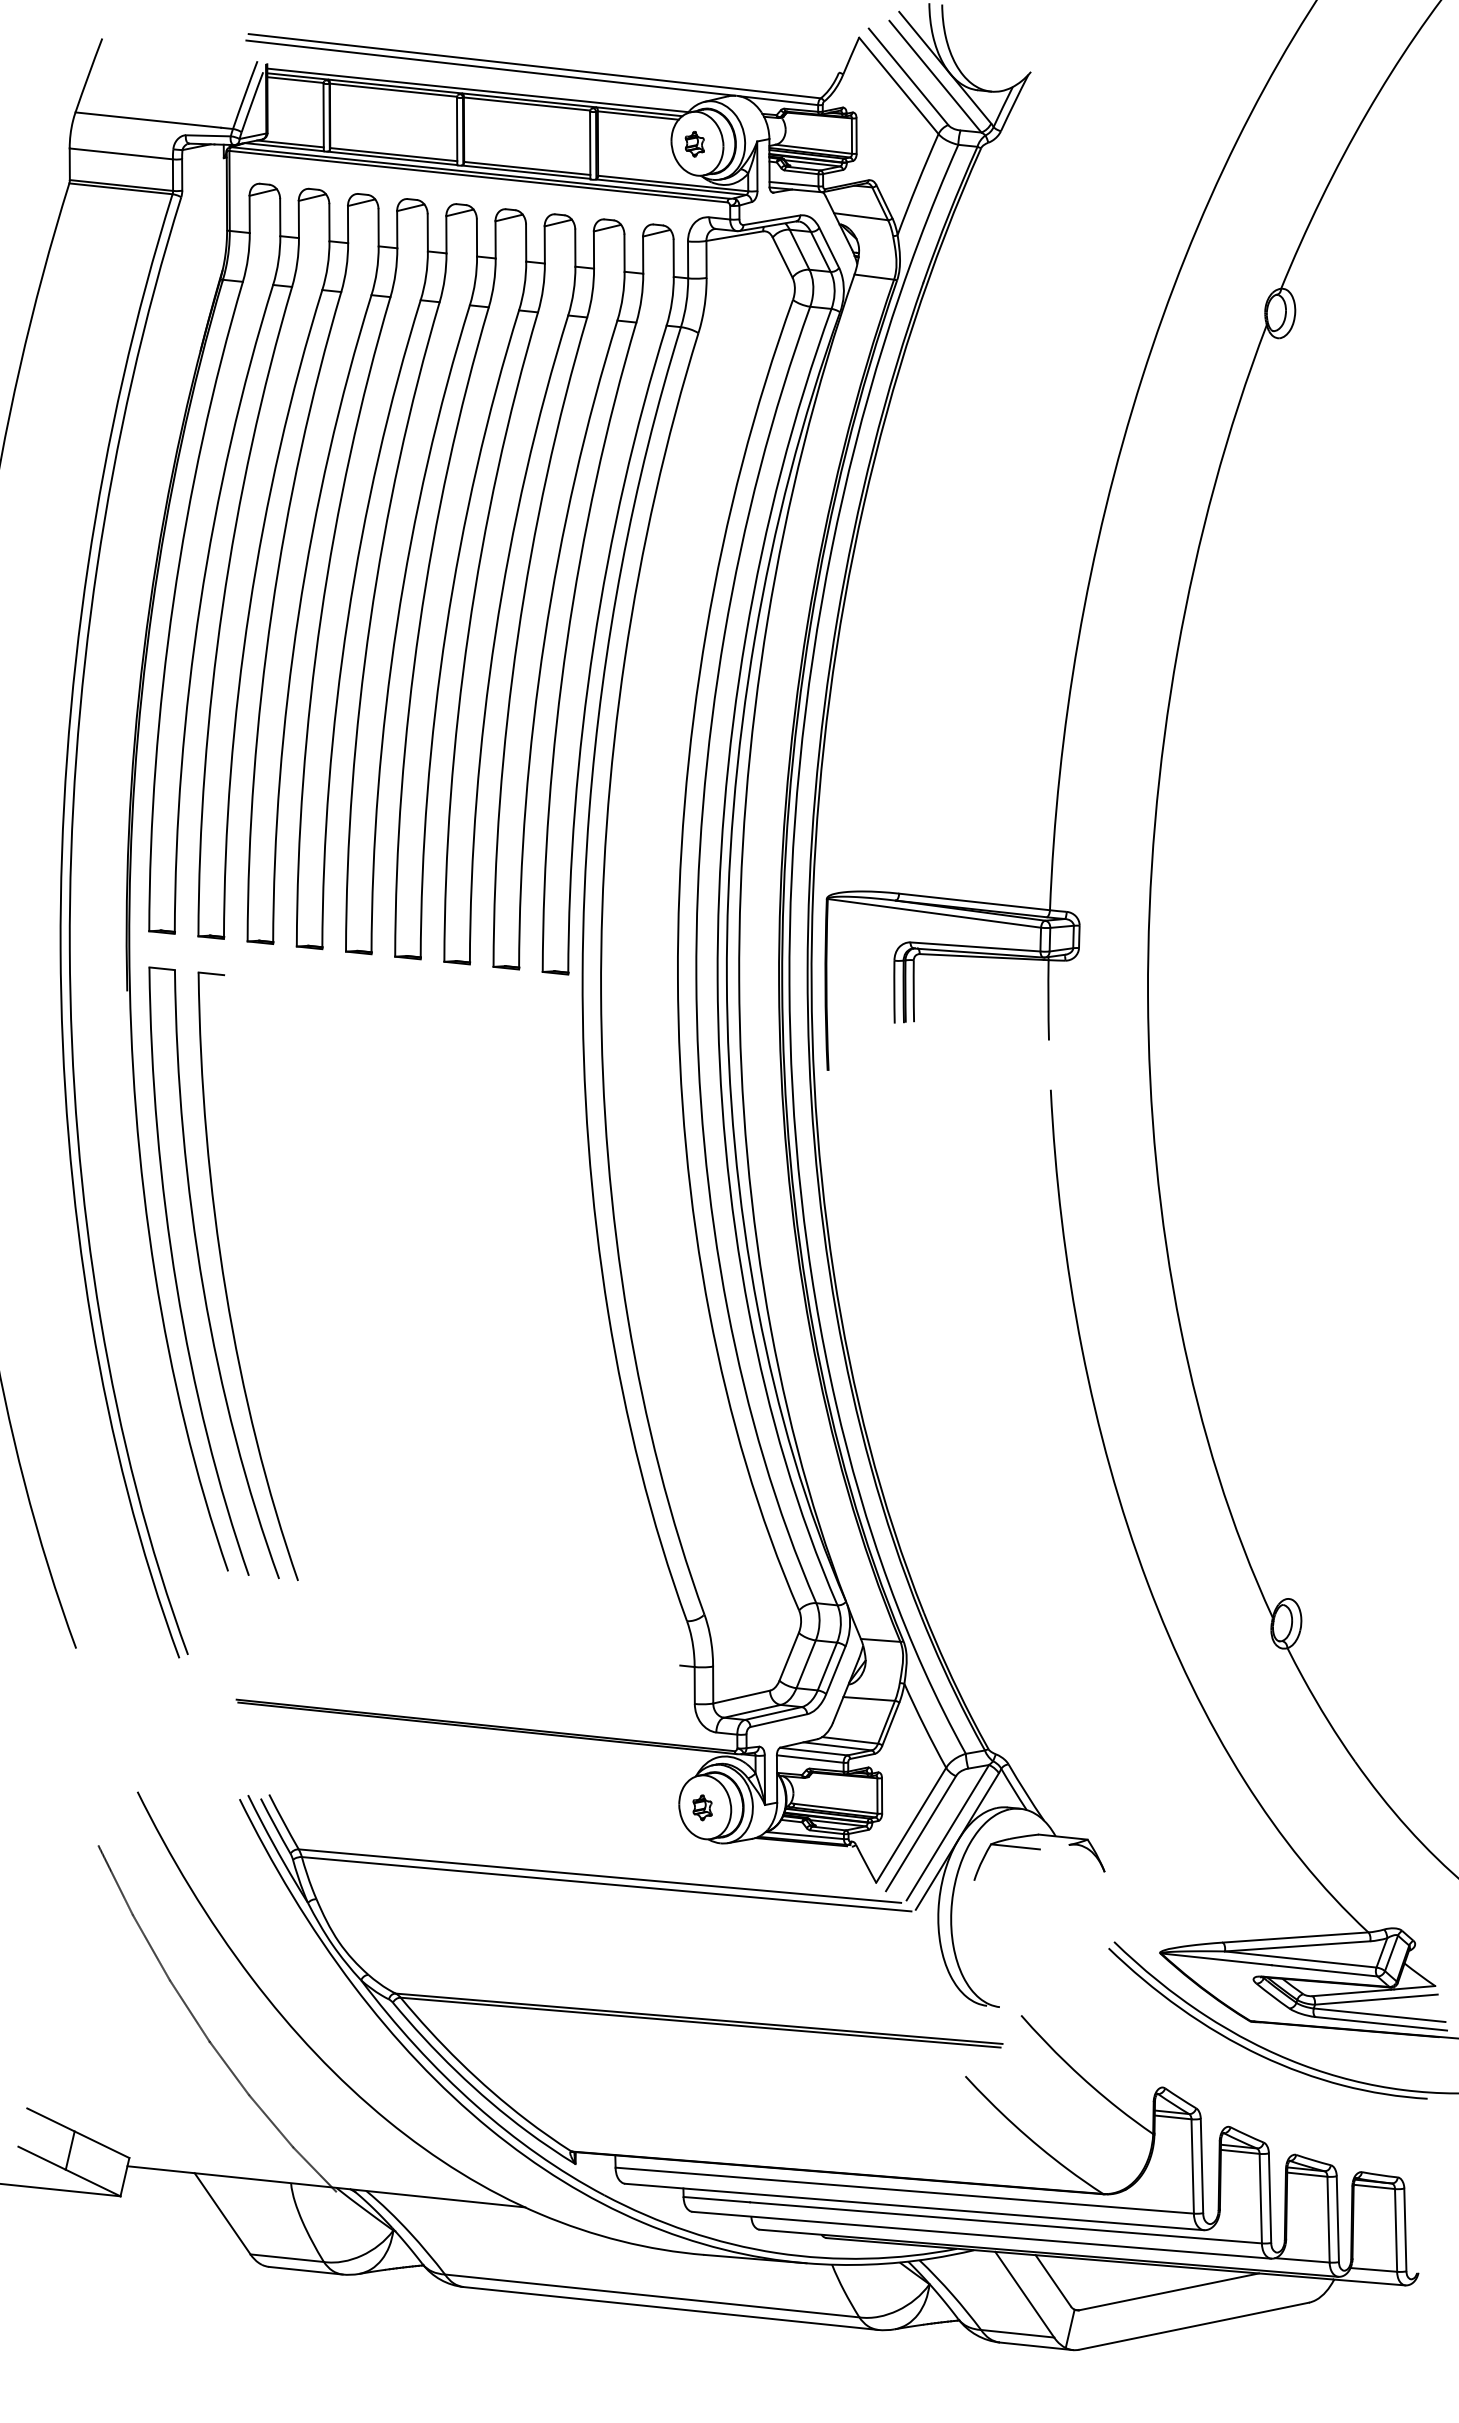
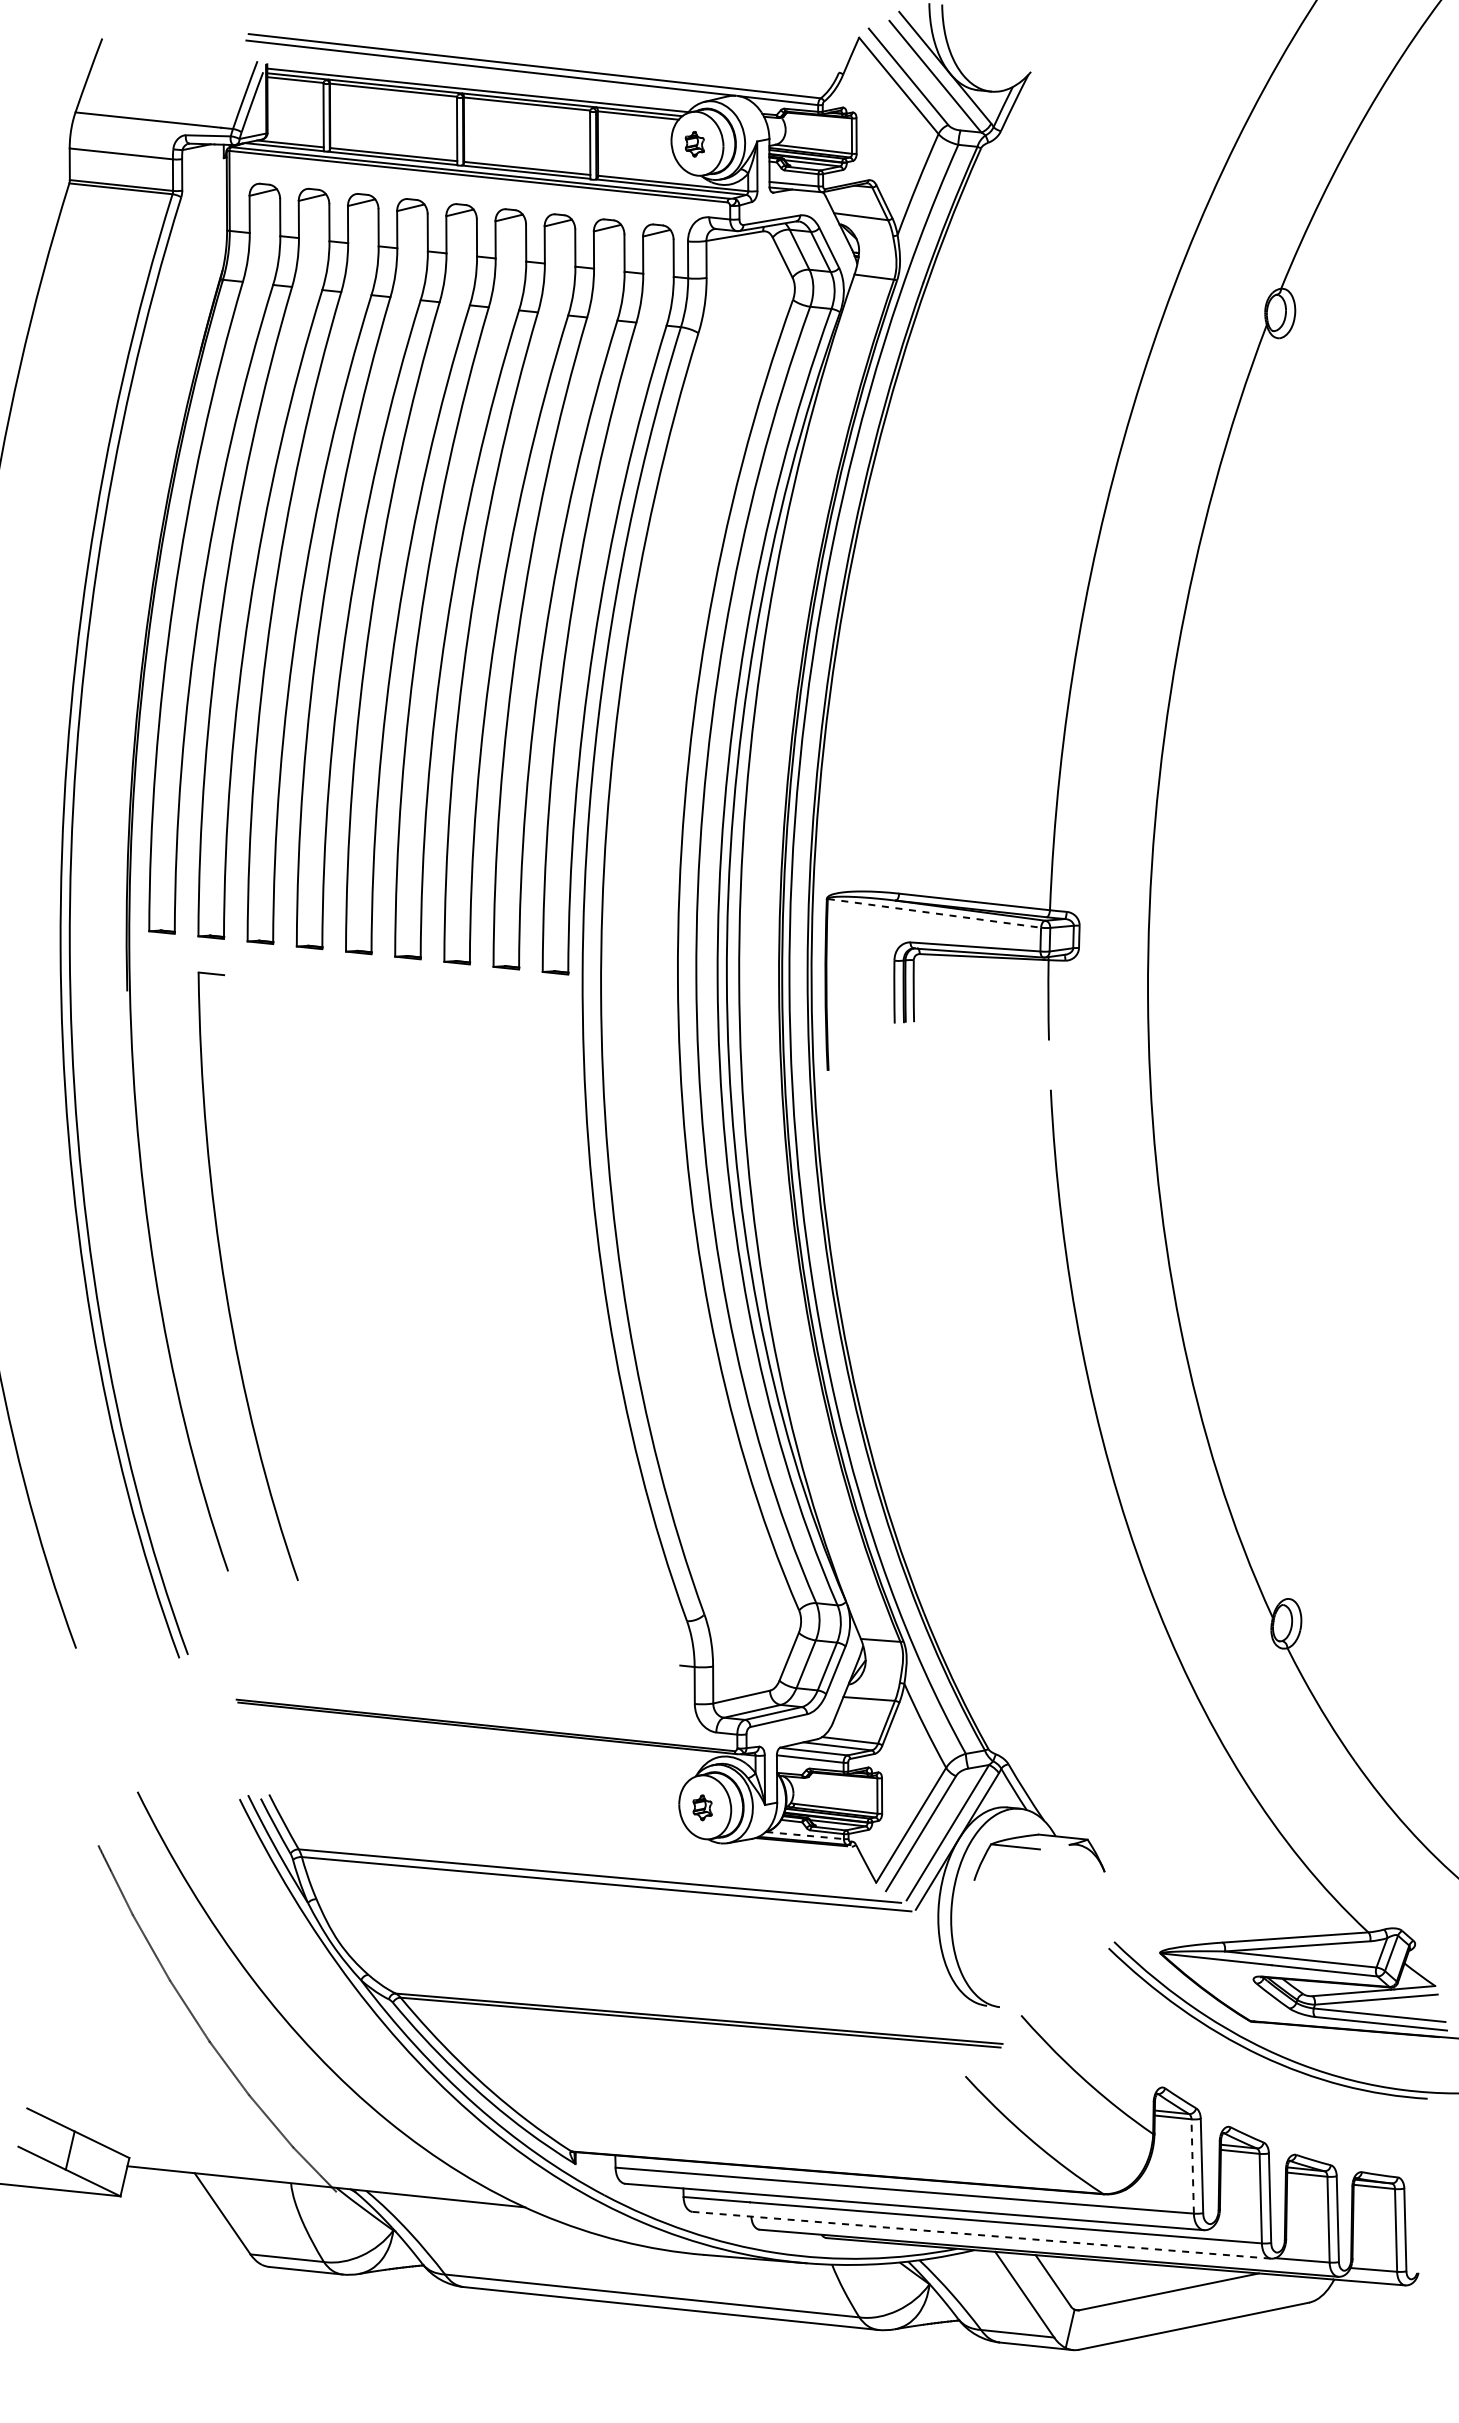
line: solid -> dashed (934, 913)
part: present -> none (202, 1275)
line: solid -> dashed (805, 1835)
line: solid -> dashed (1192, 2165)
line: solid -> dashed (982, 2235)
